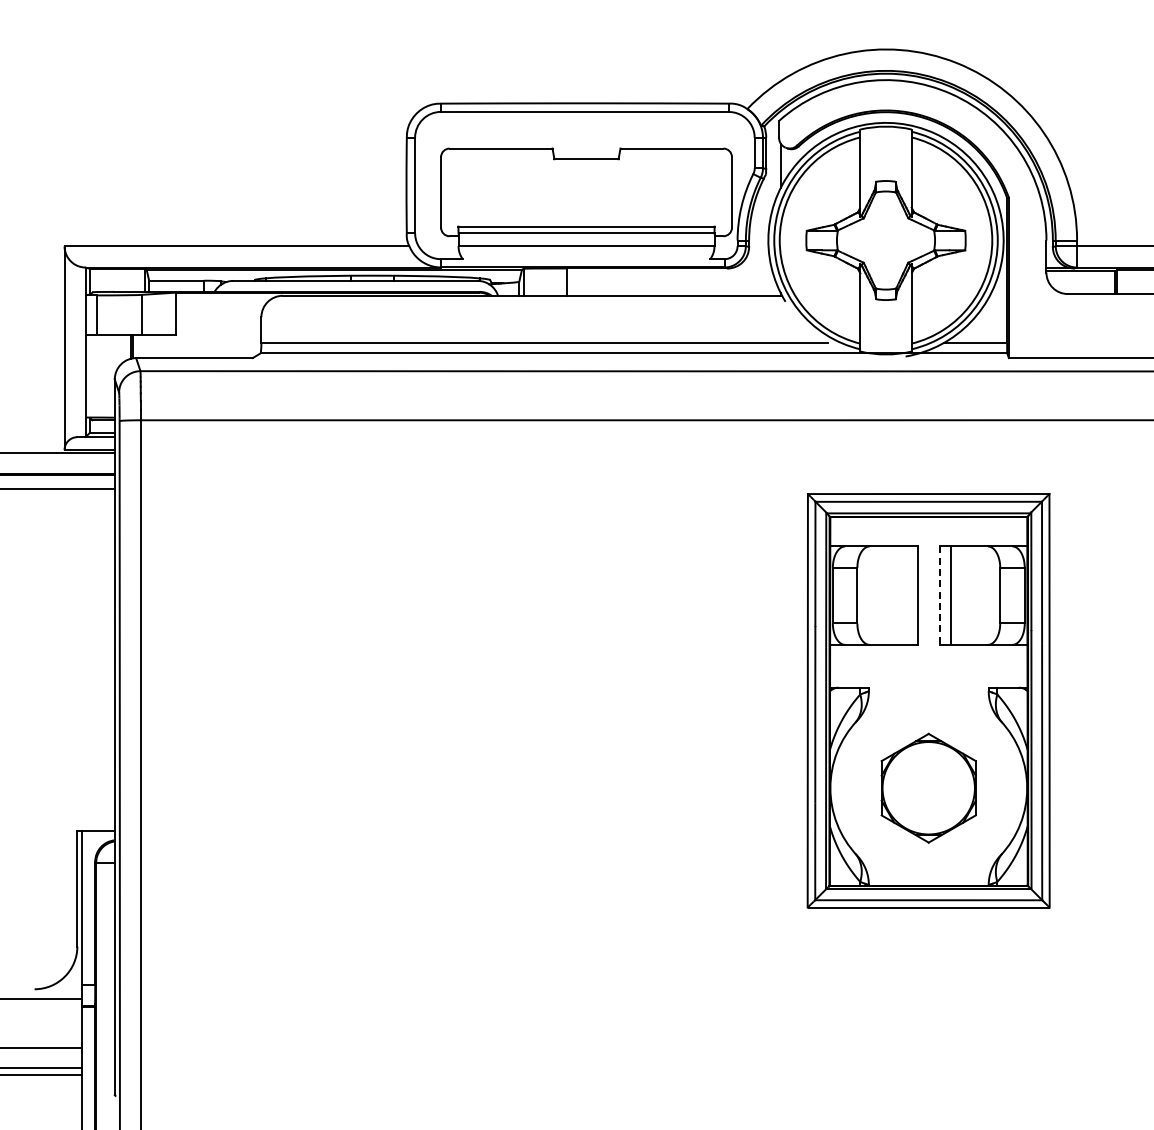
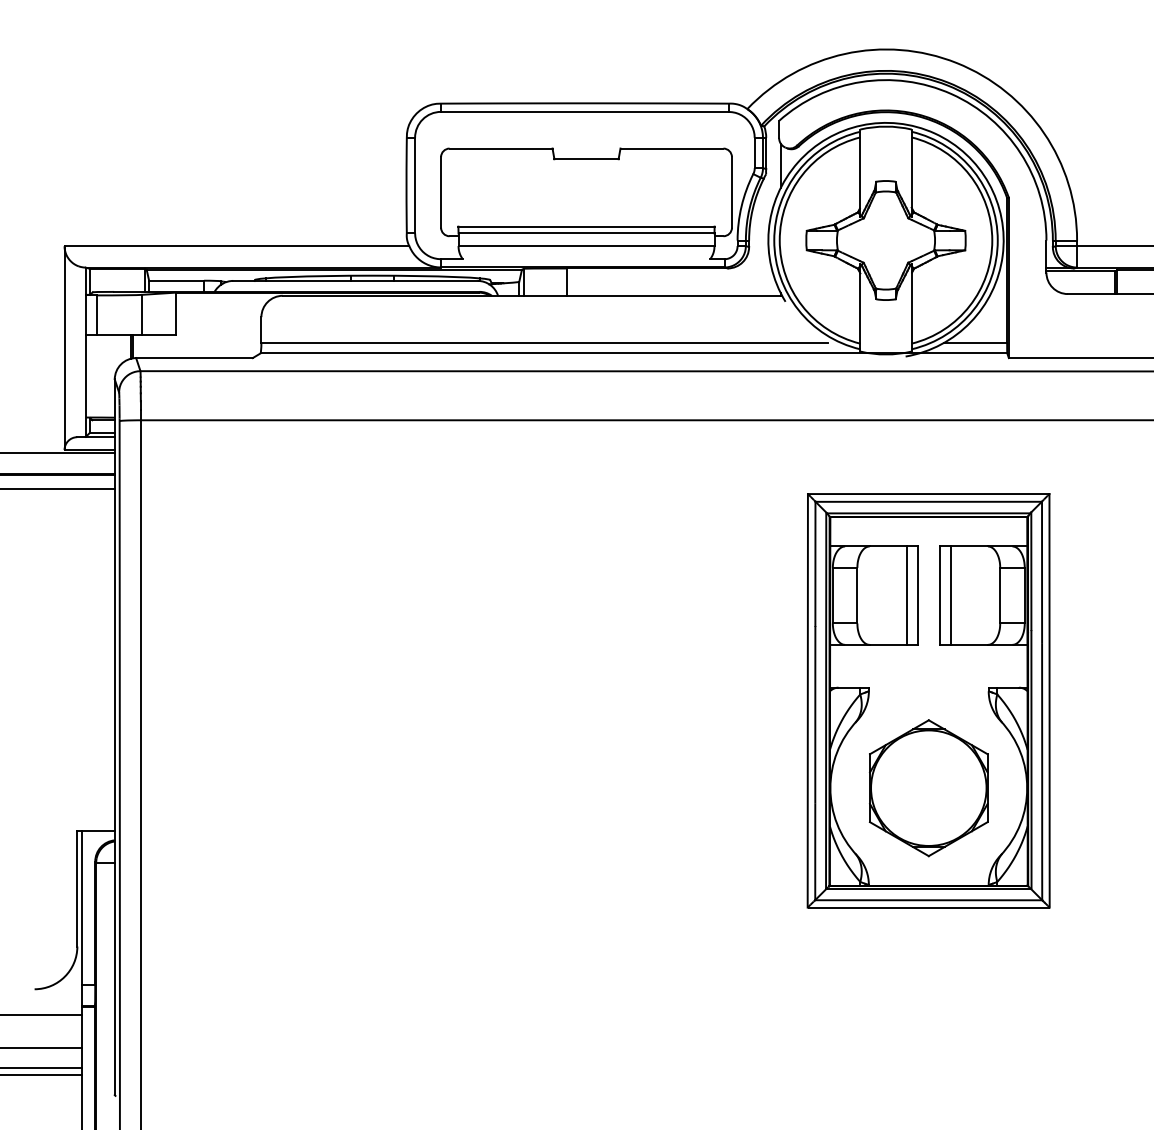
line: none -> present (906, 595)
line: dashed -> solid (939, 596)
part size: 97x112 px -> 121x139 px (928, 788)
line position: (41, 999) -> (41, 1015) (41, 1015)
